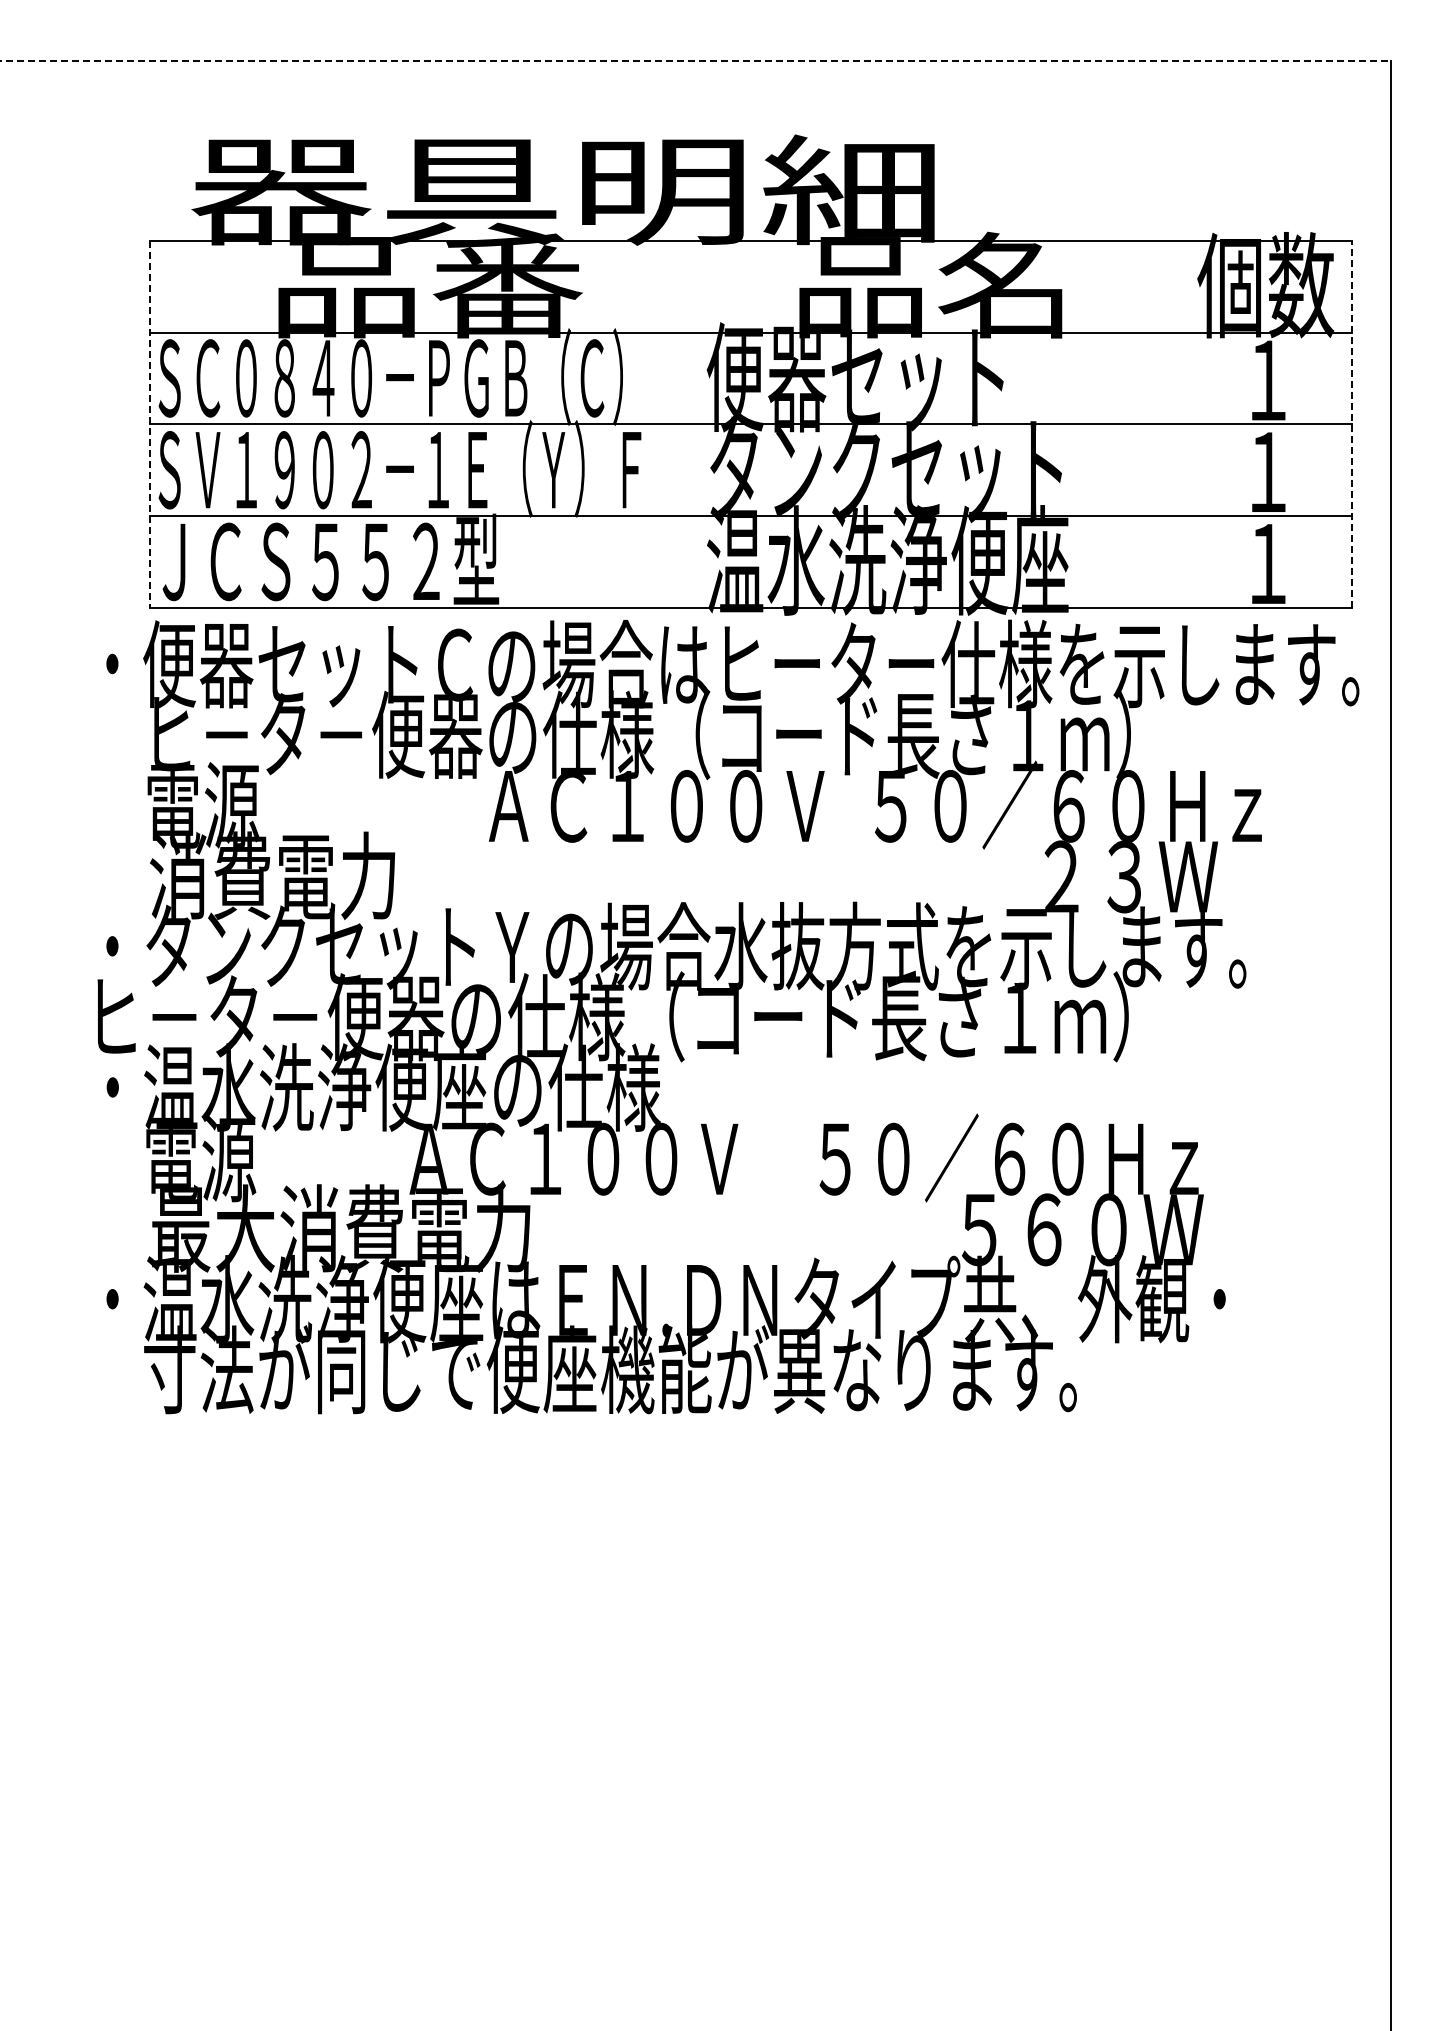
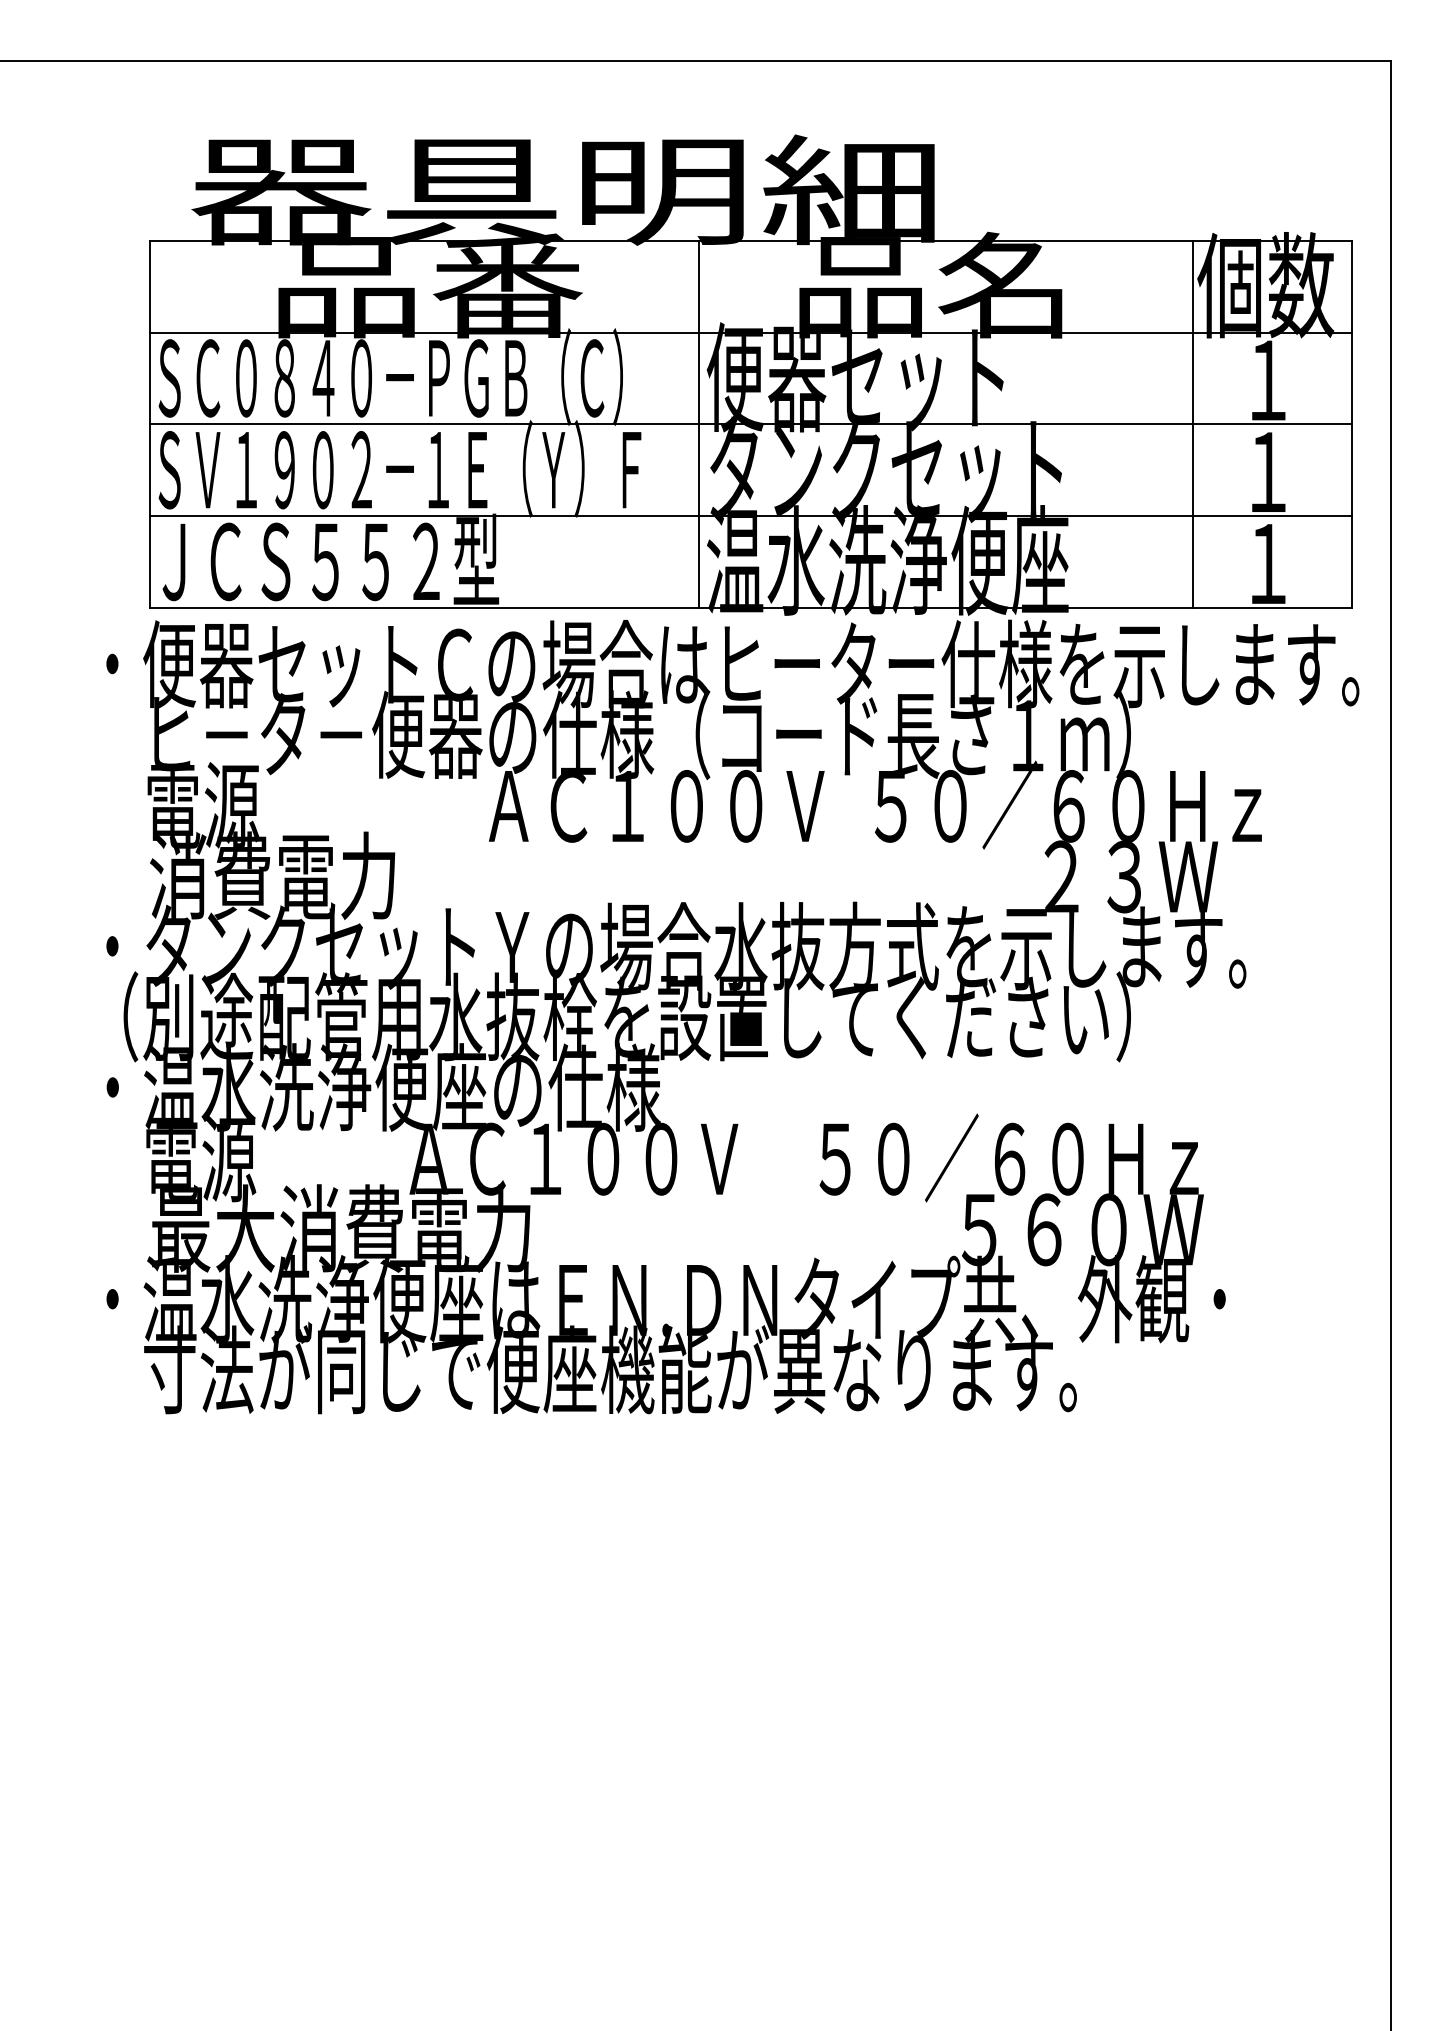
line: dashed -> solid (695, 60)
line: none -> present (699, 423)
line: none -> present (1193, 423)
line: dashed -> solid (150, 424)
line: dashed -> solid (1352, 424)
text: ヒ－タ－便器の仕様（コード長さ１ｍ） -> （別途配管用水抜栓を設置してください） (613, 1016)
